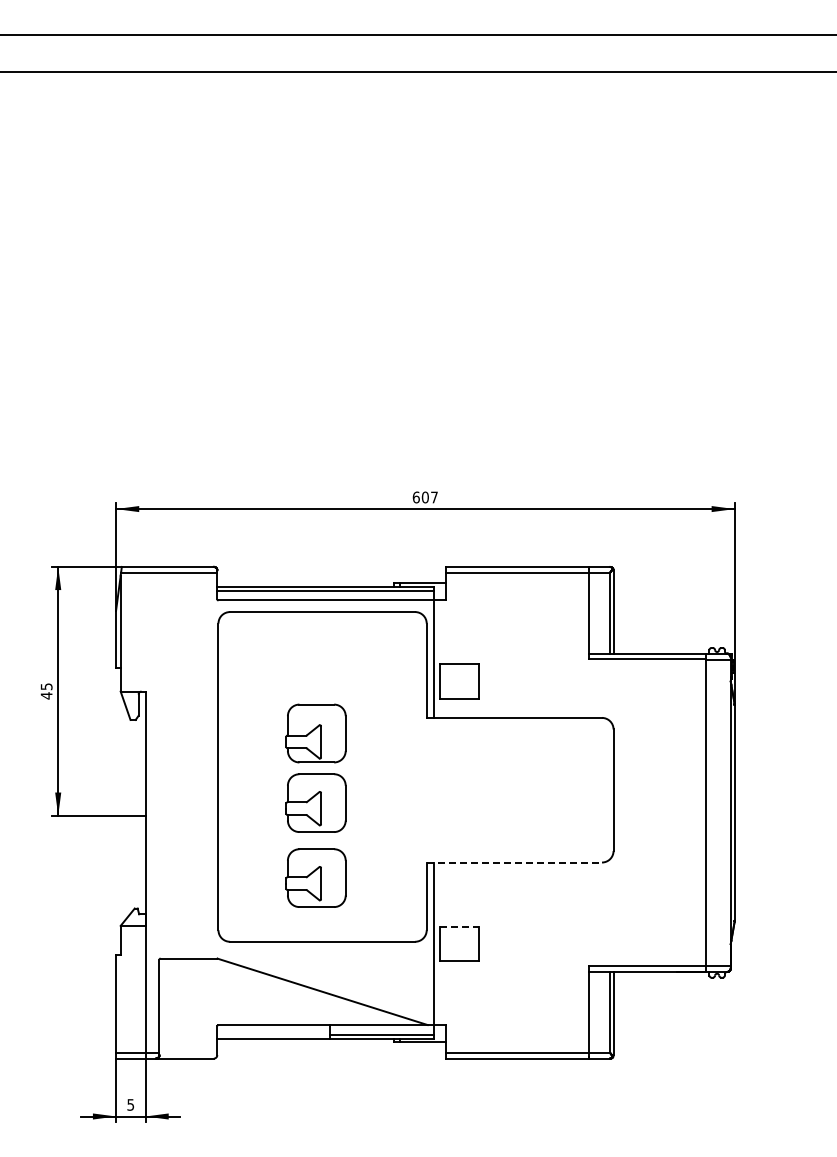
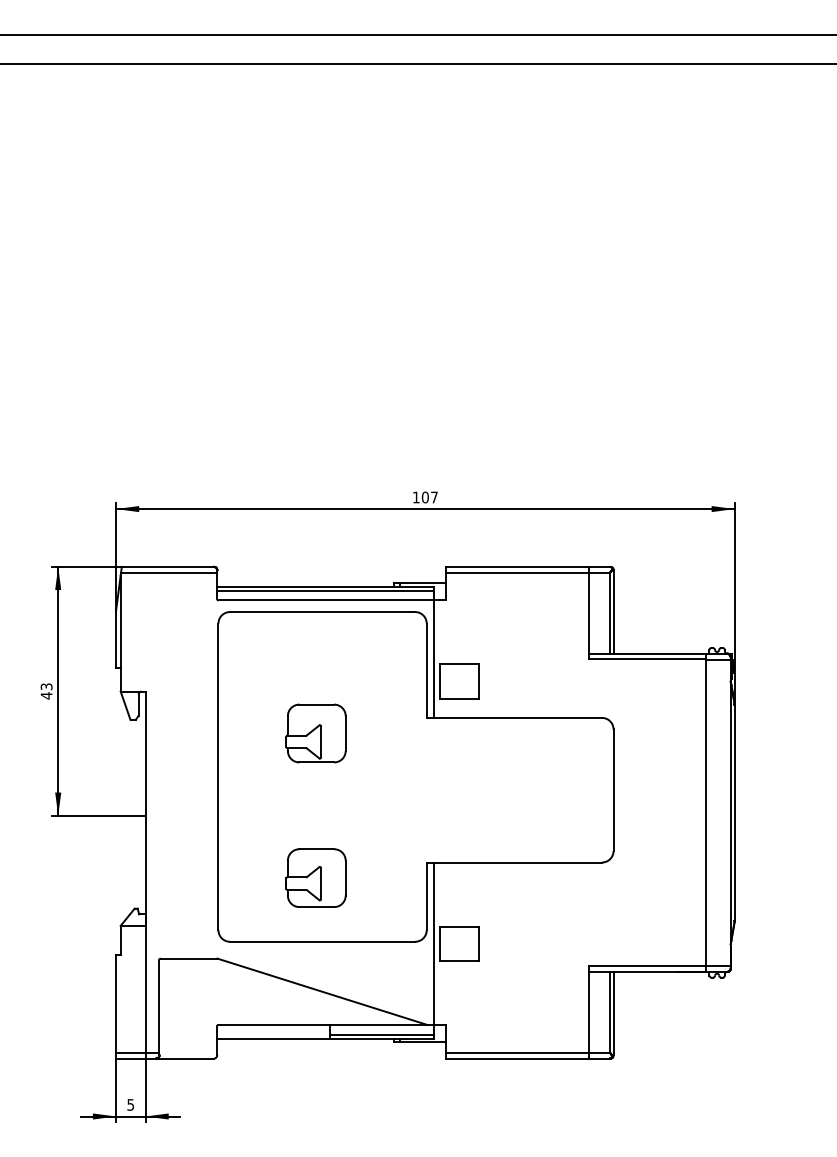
line position: (417, 71) -> (417, 63) (417, 63)
text: 607 -> 107 (415, 497)
text: 45 -> 43 (45, 686)
part: present -> none (315, 802)
line: dashed -> solid (514, 862)
line: dashed -> solid (459, 926)
